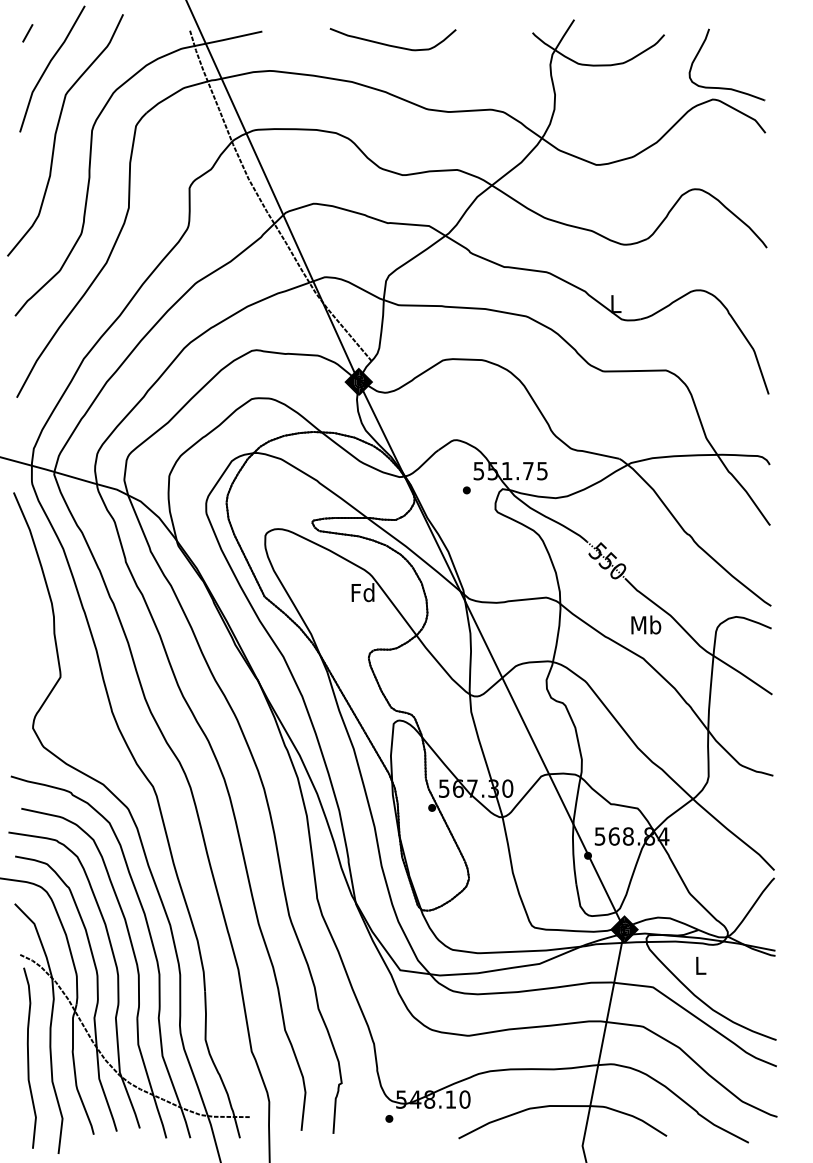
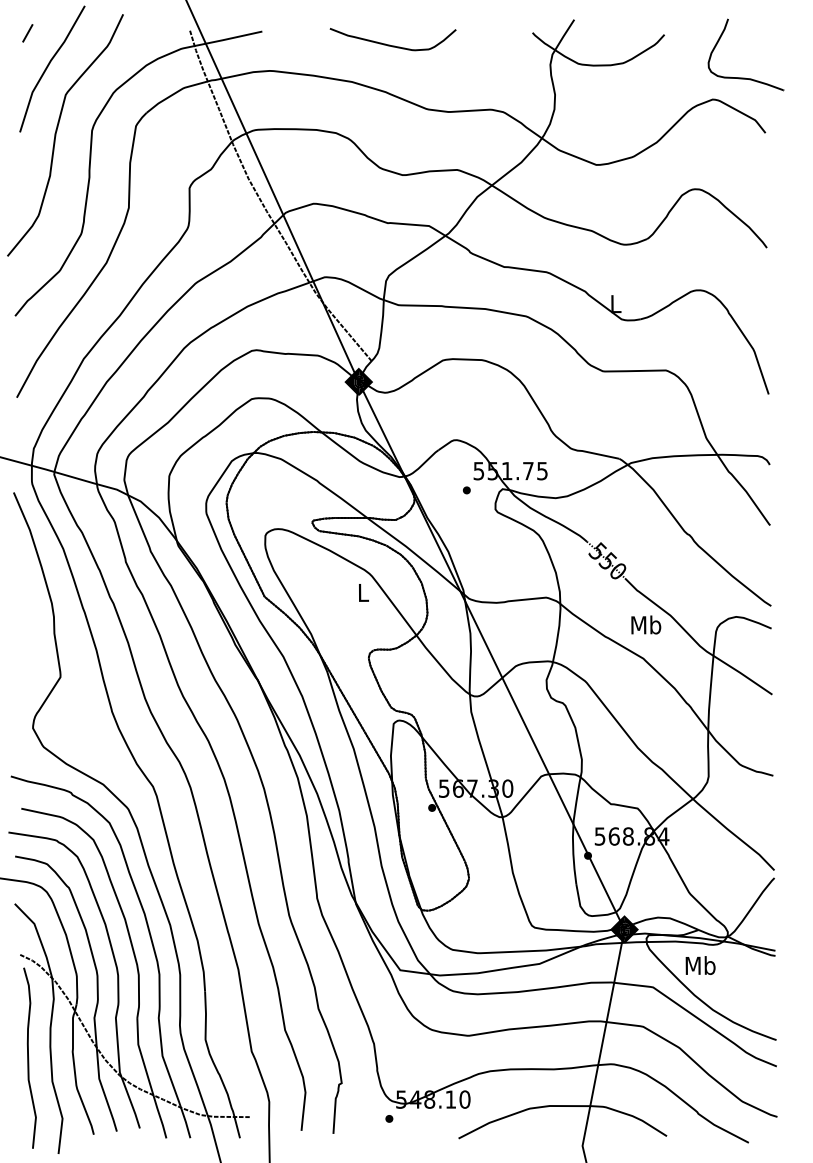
part position: (726, 87) -> (745, 77) (745, 77)
text: Fd -> L (362, 592)
text: L -> Mb (700, 965)
